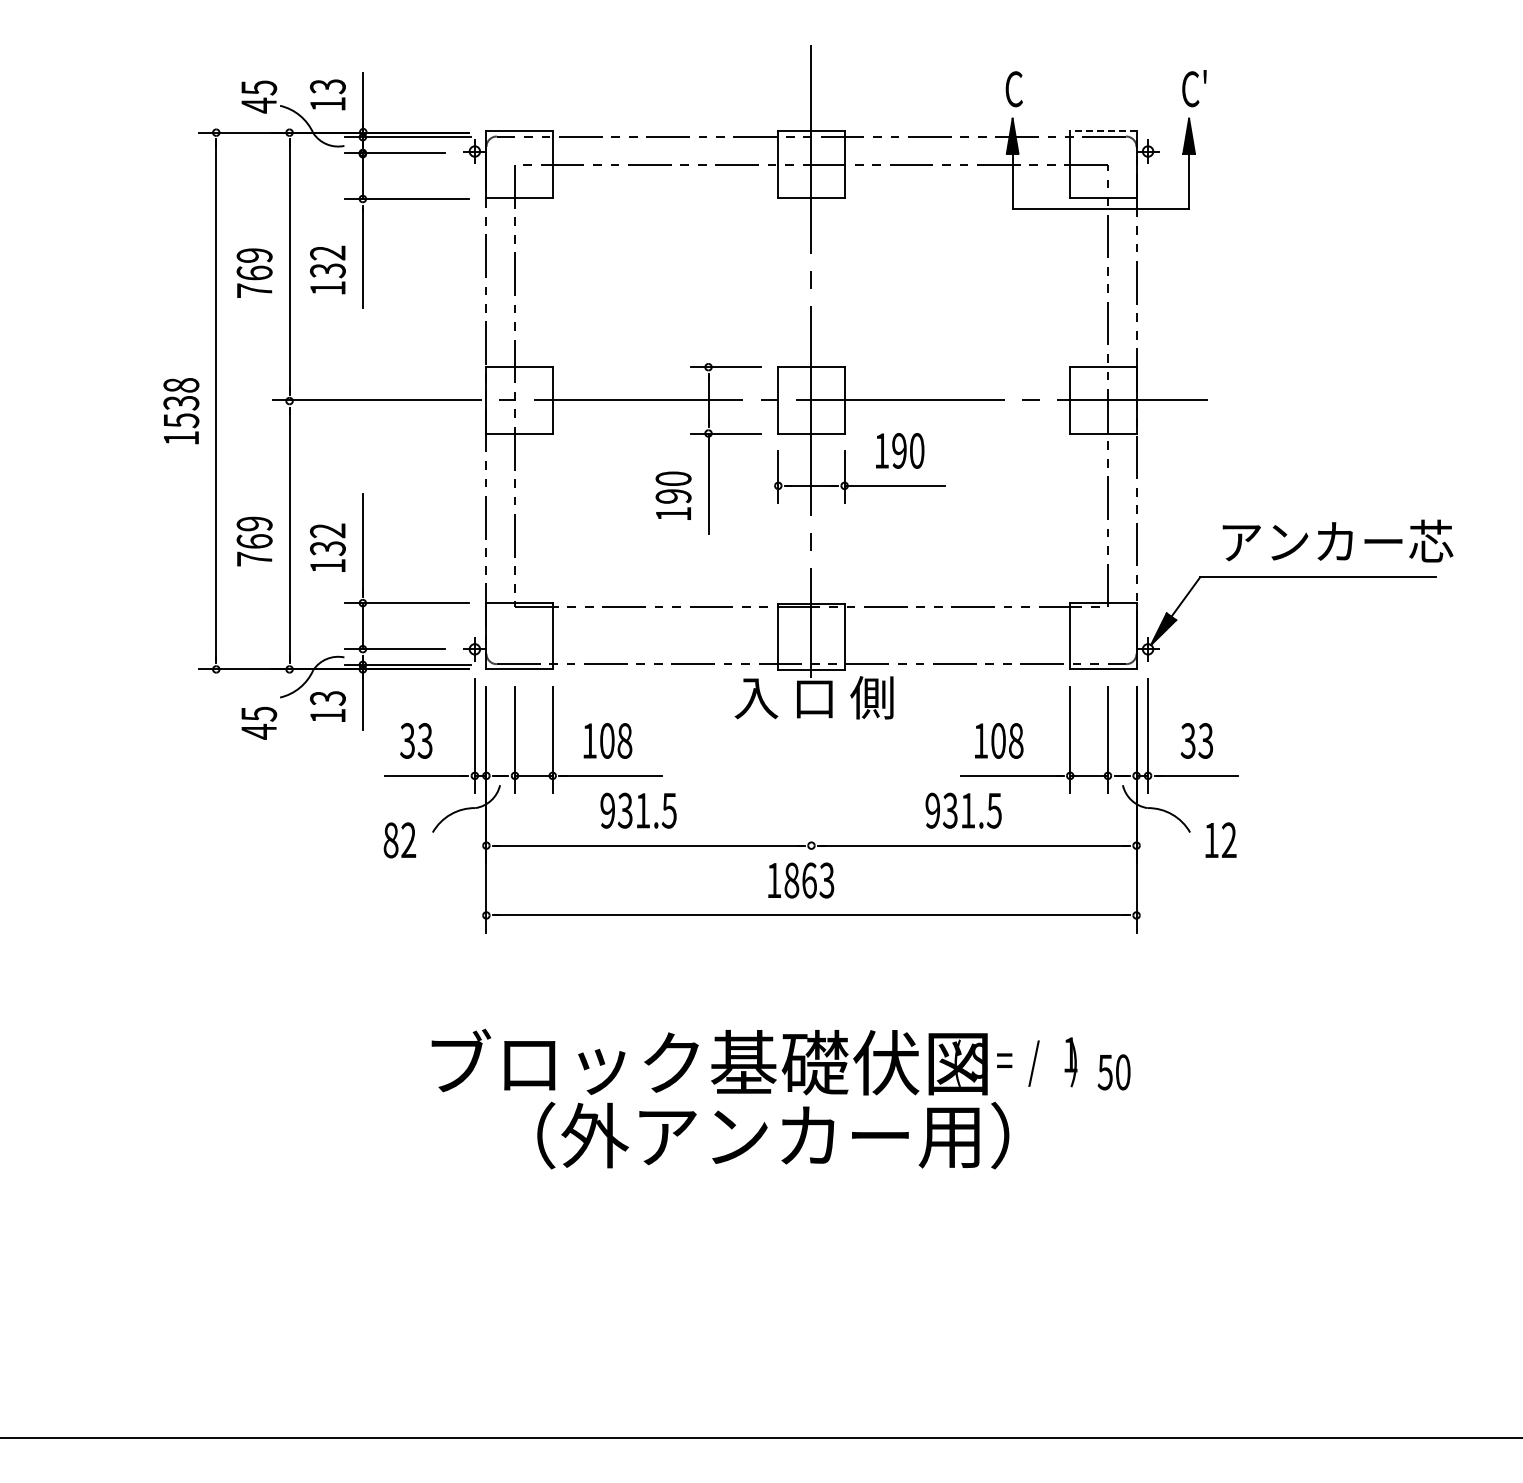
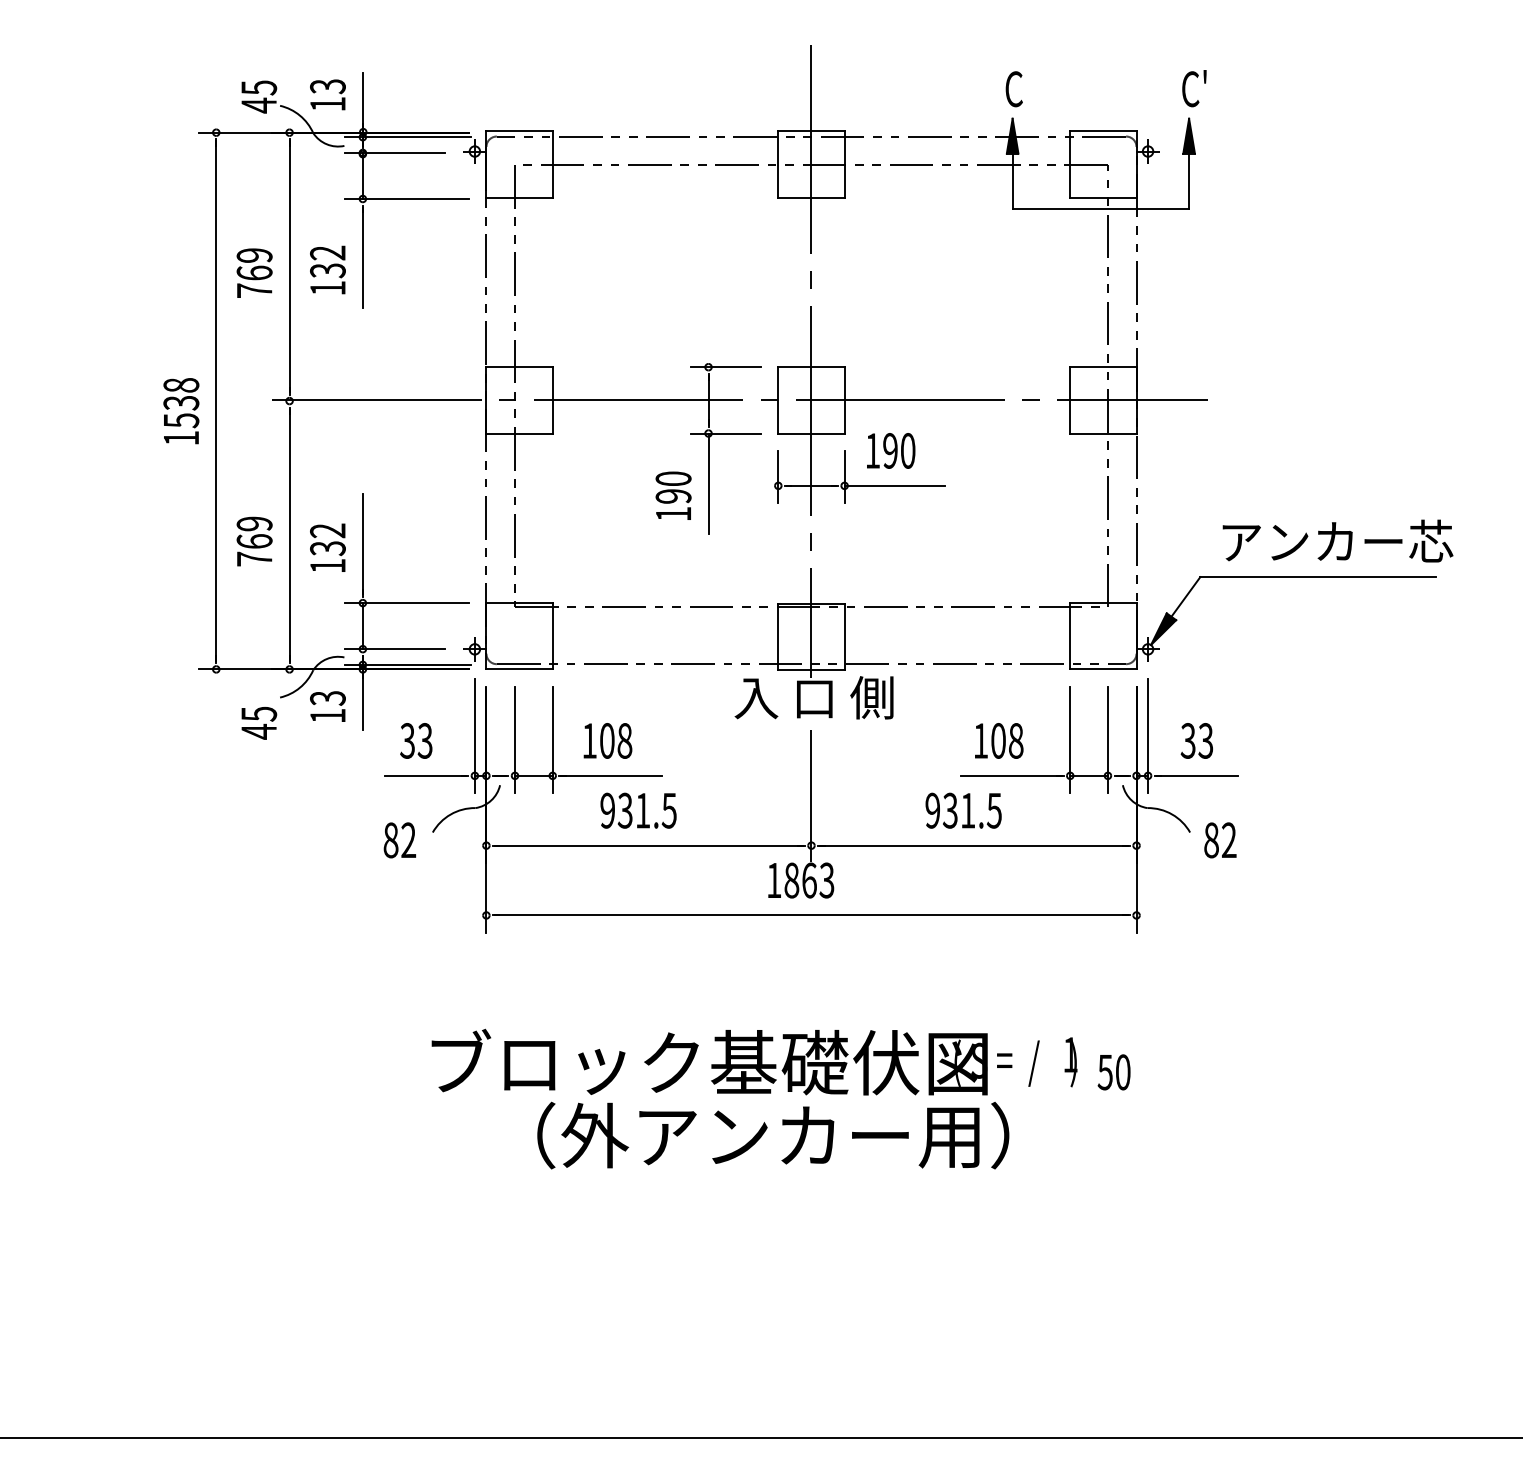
line: dashed -> solid (1102, 131)
text position: (900, 450) -> (891, 450) (891, 450)
line: none -> present (811, 795)
text: 12 -> 82 (1211, 840)
